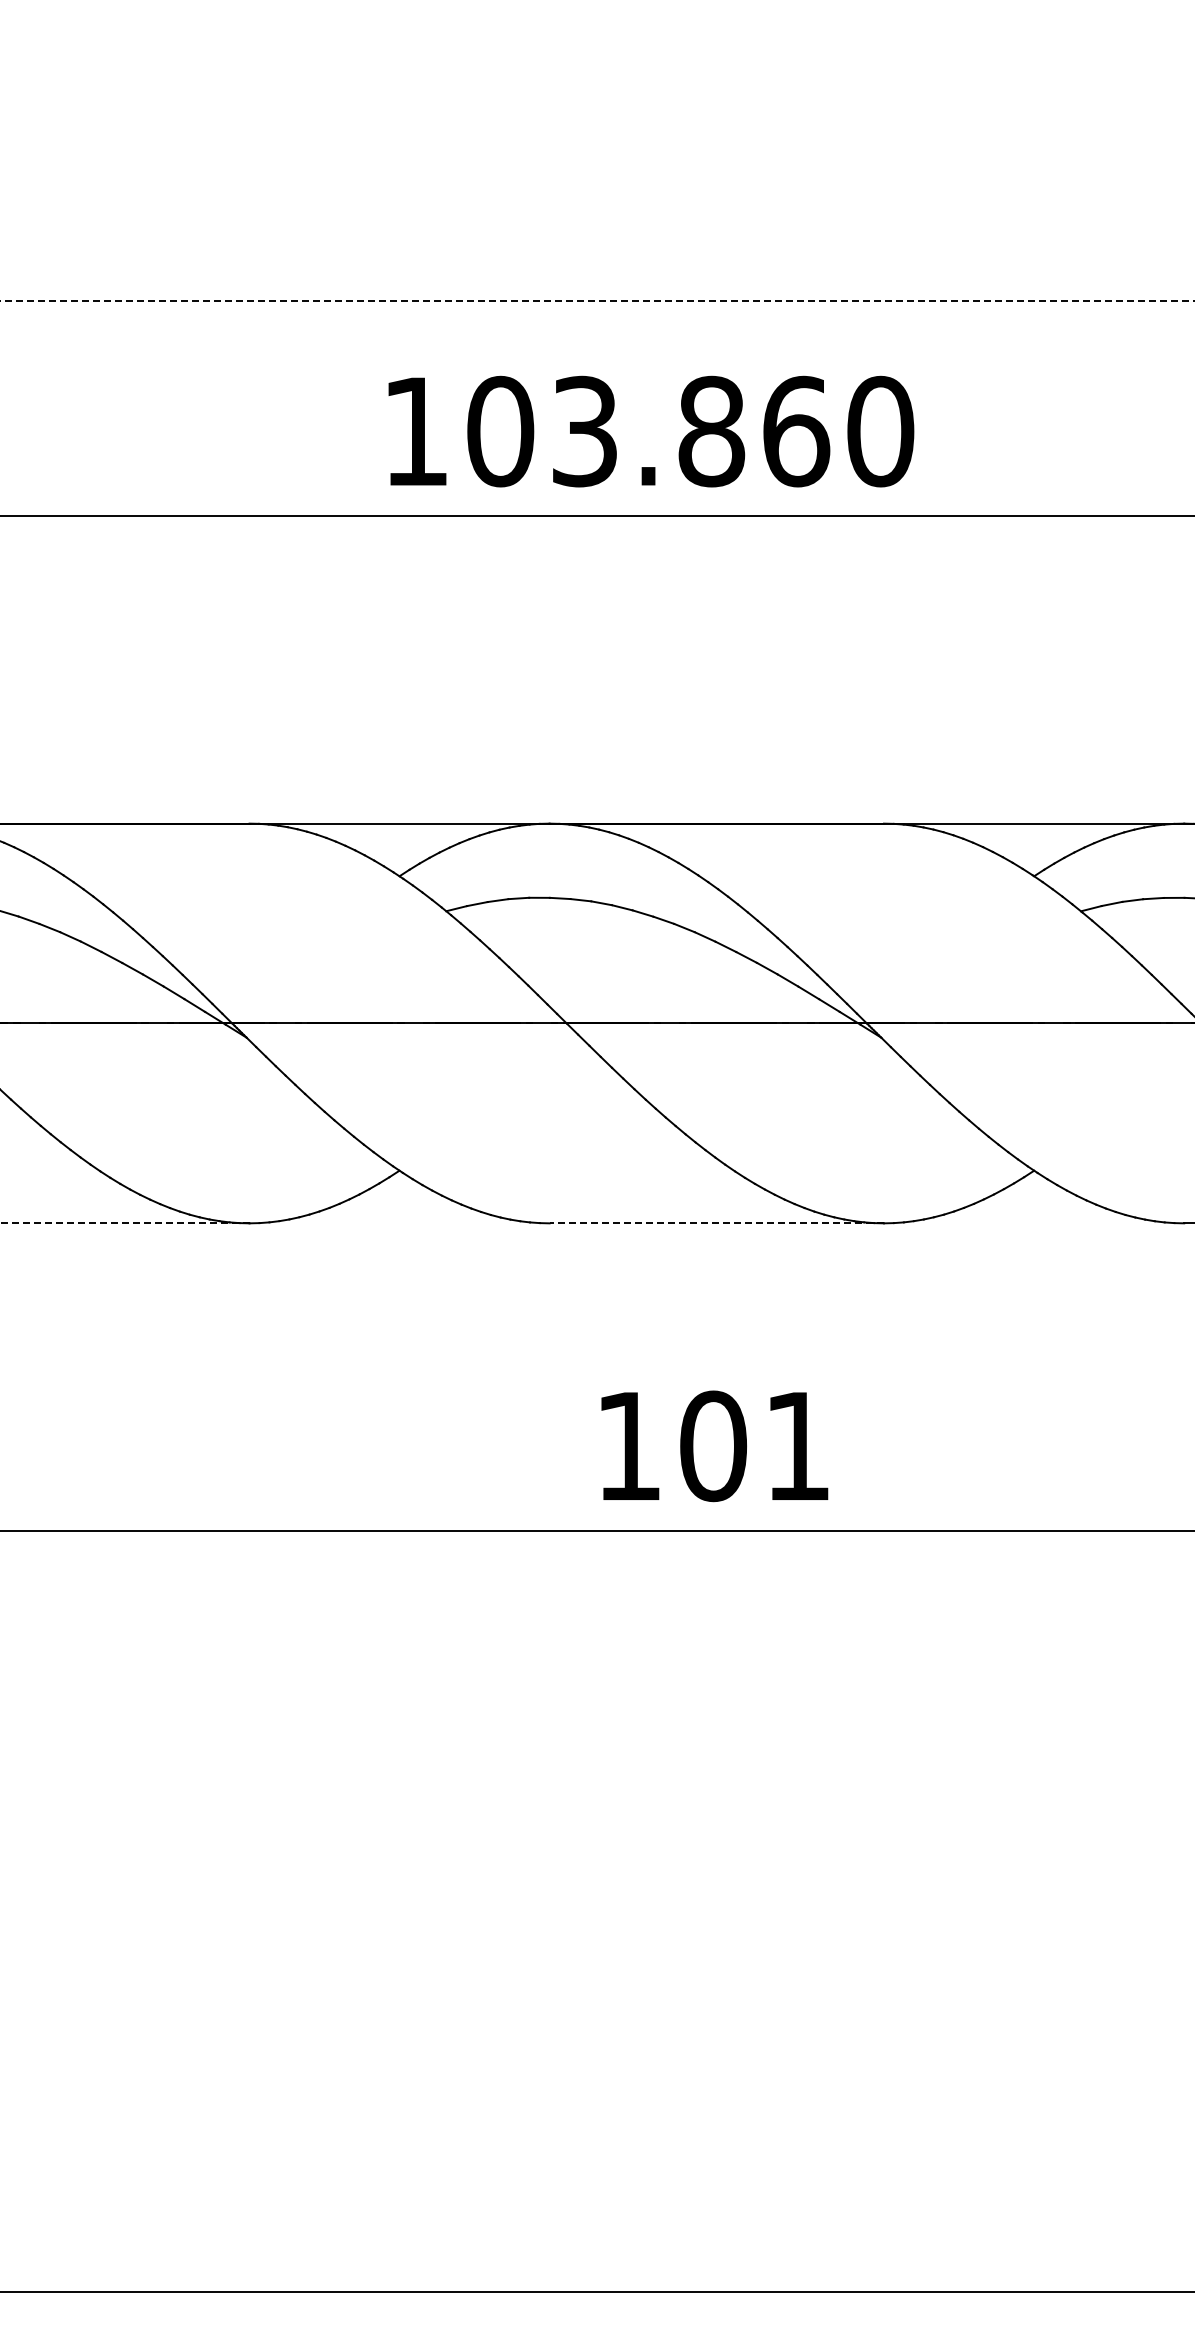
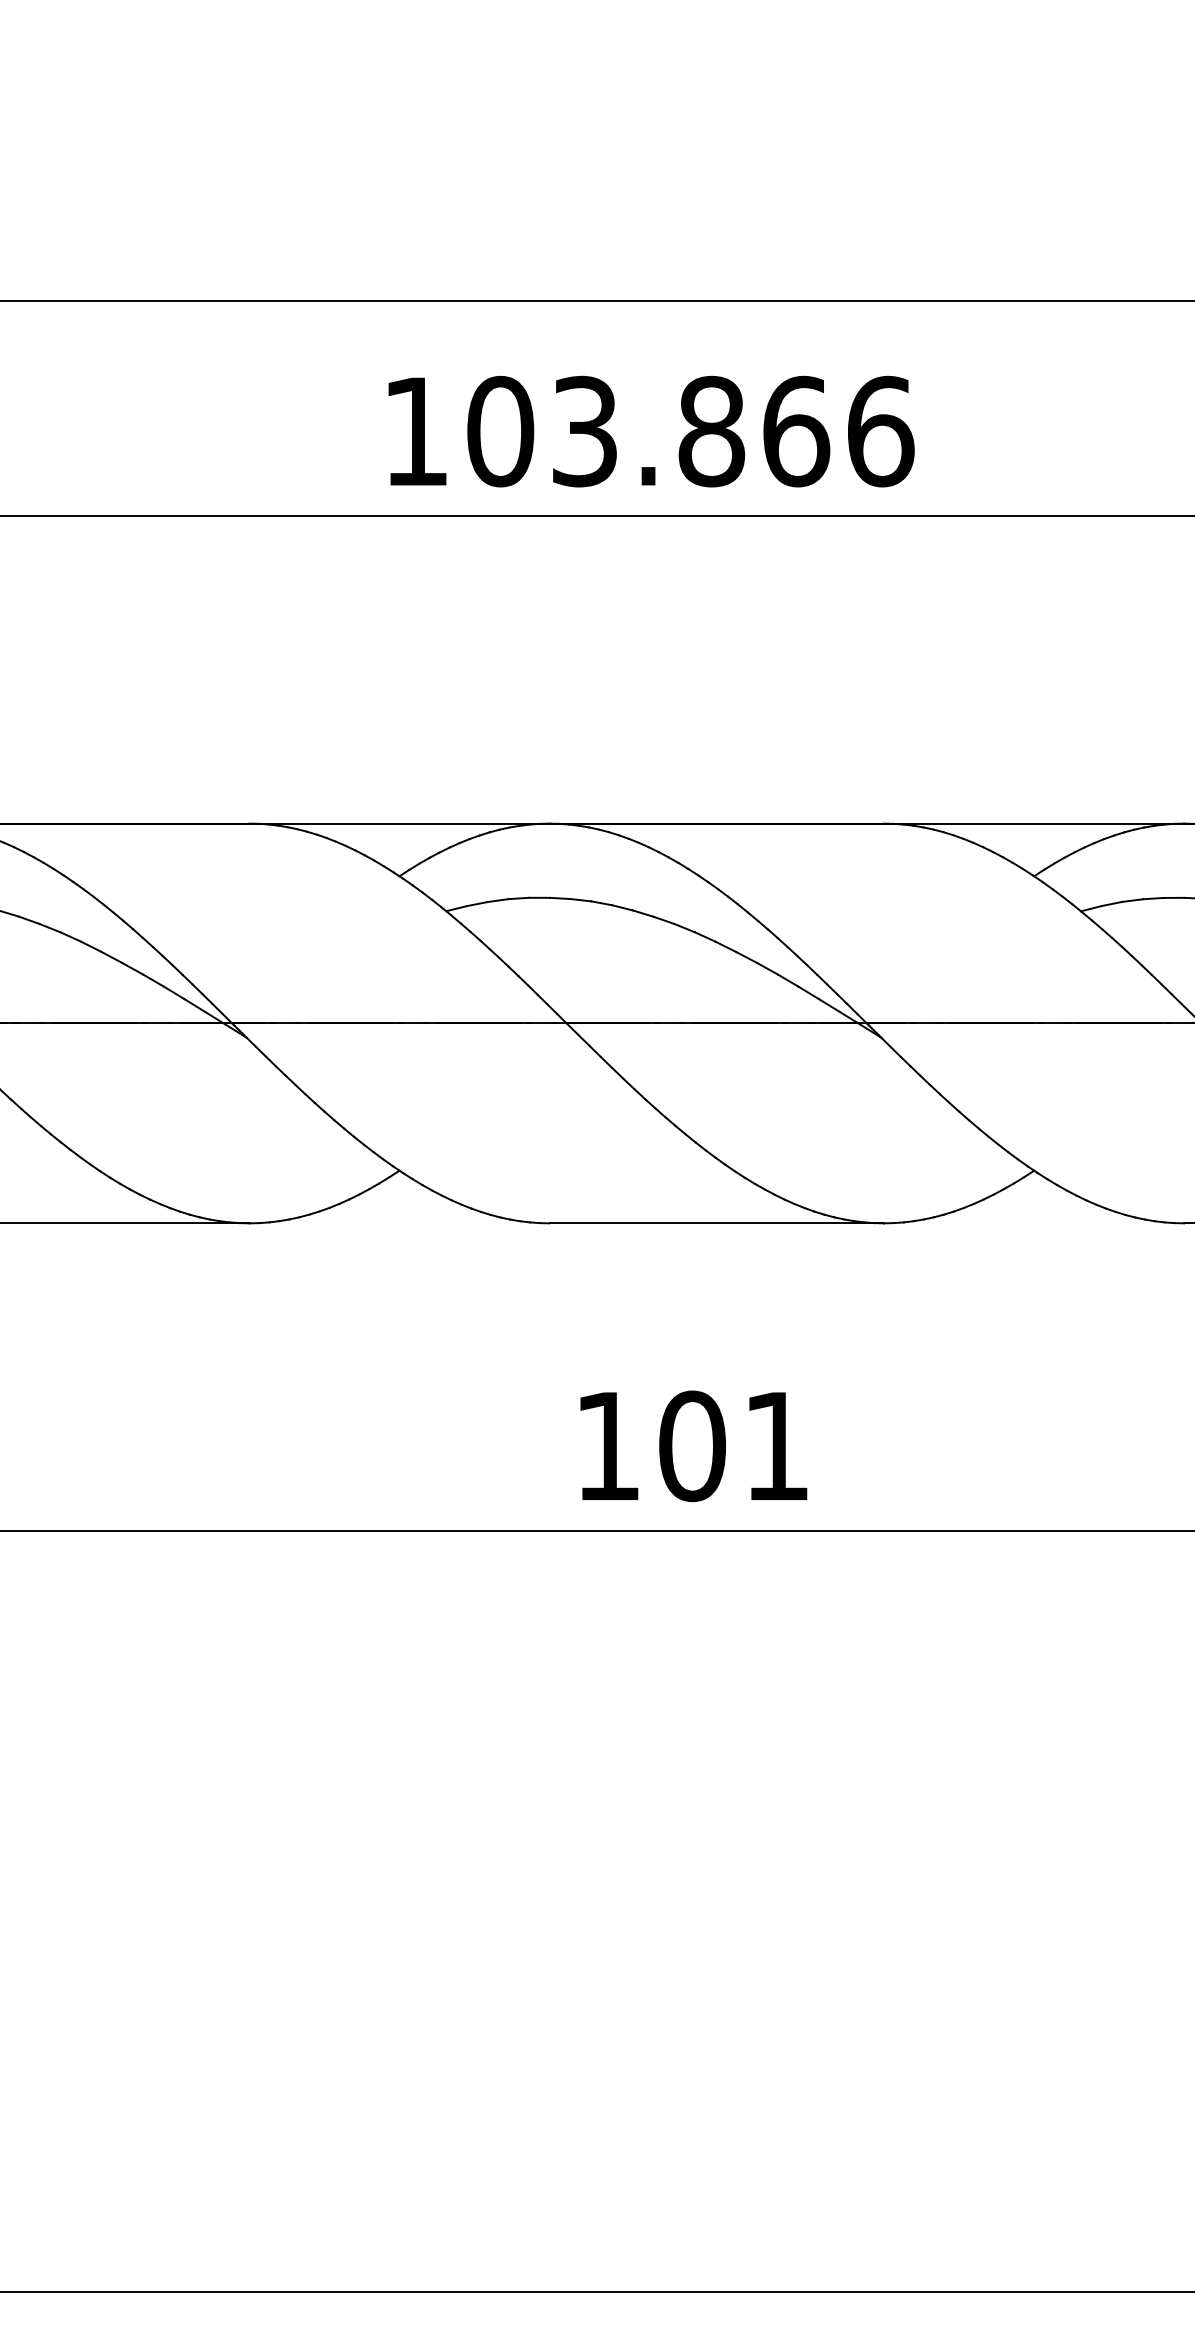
line: dashed -> solid (597, 300)
text: 103.860 -> 103.866 (880, 431)
line: dashed -> solid (124, 1223)
line: dashed -> solid (716, 1223)
text position: (714, 1446) -> (693, 1446) (693, 1446)
